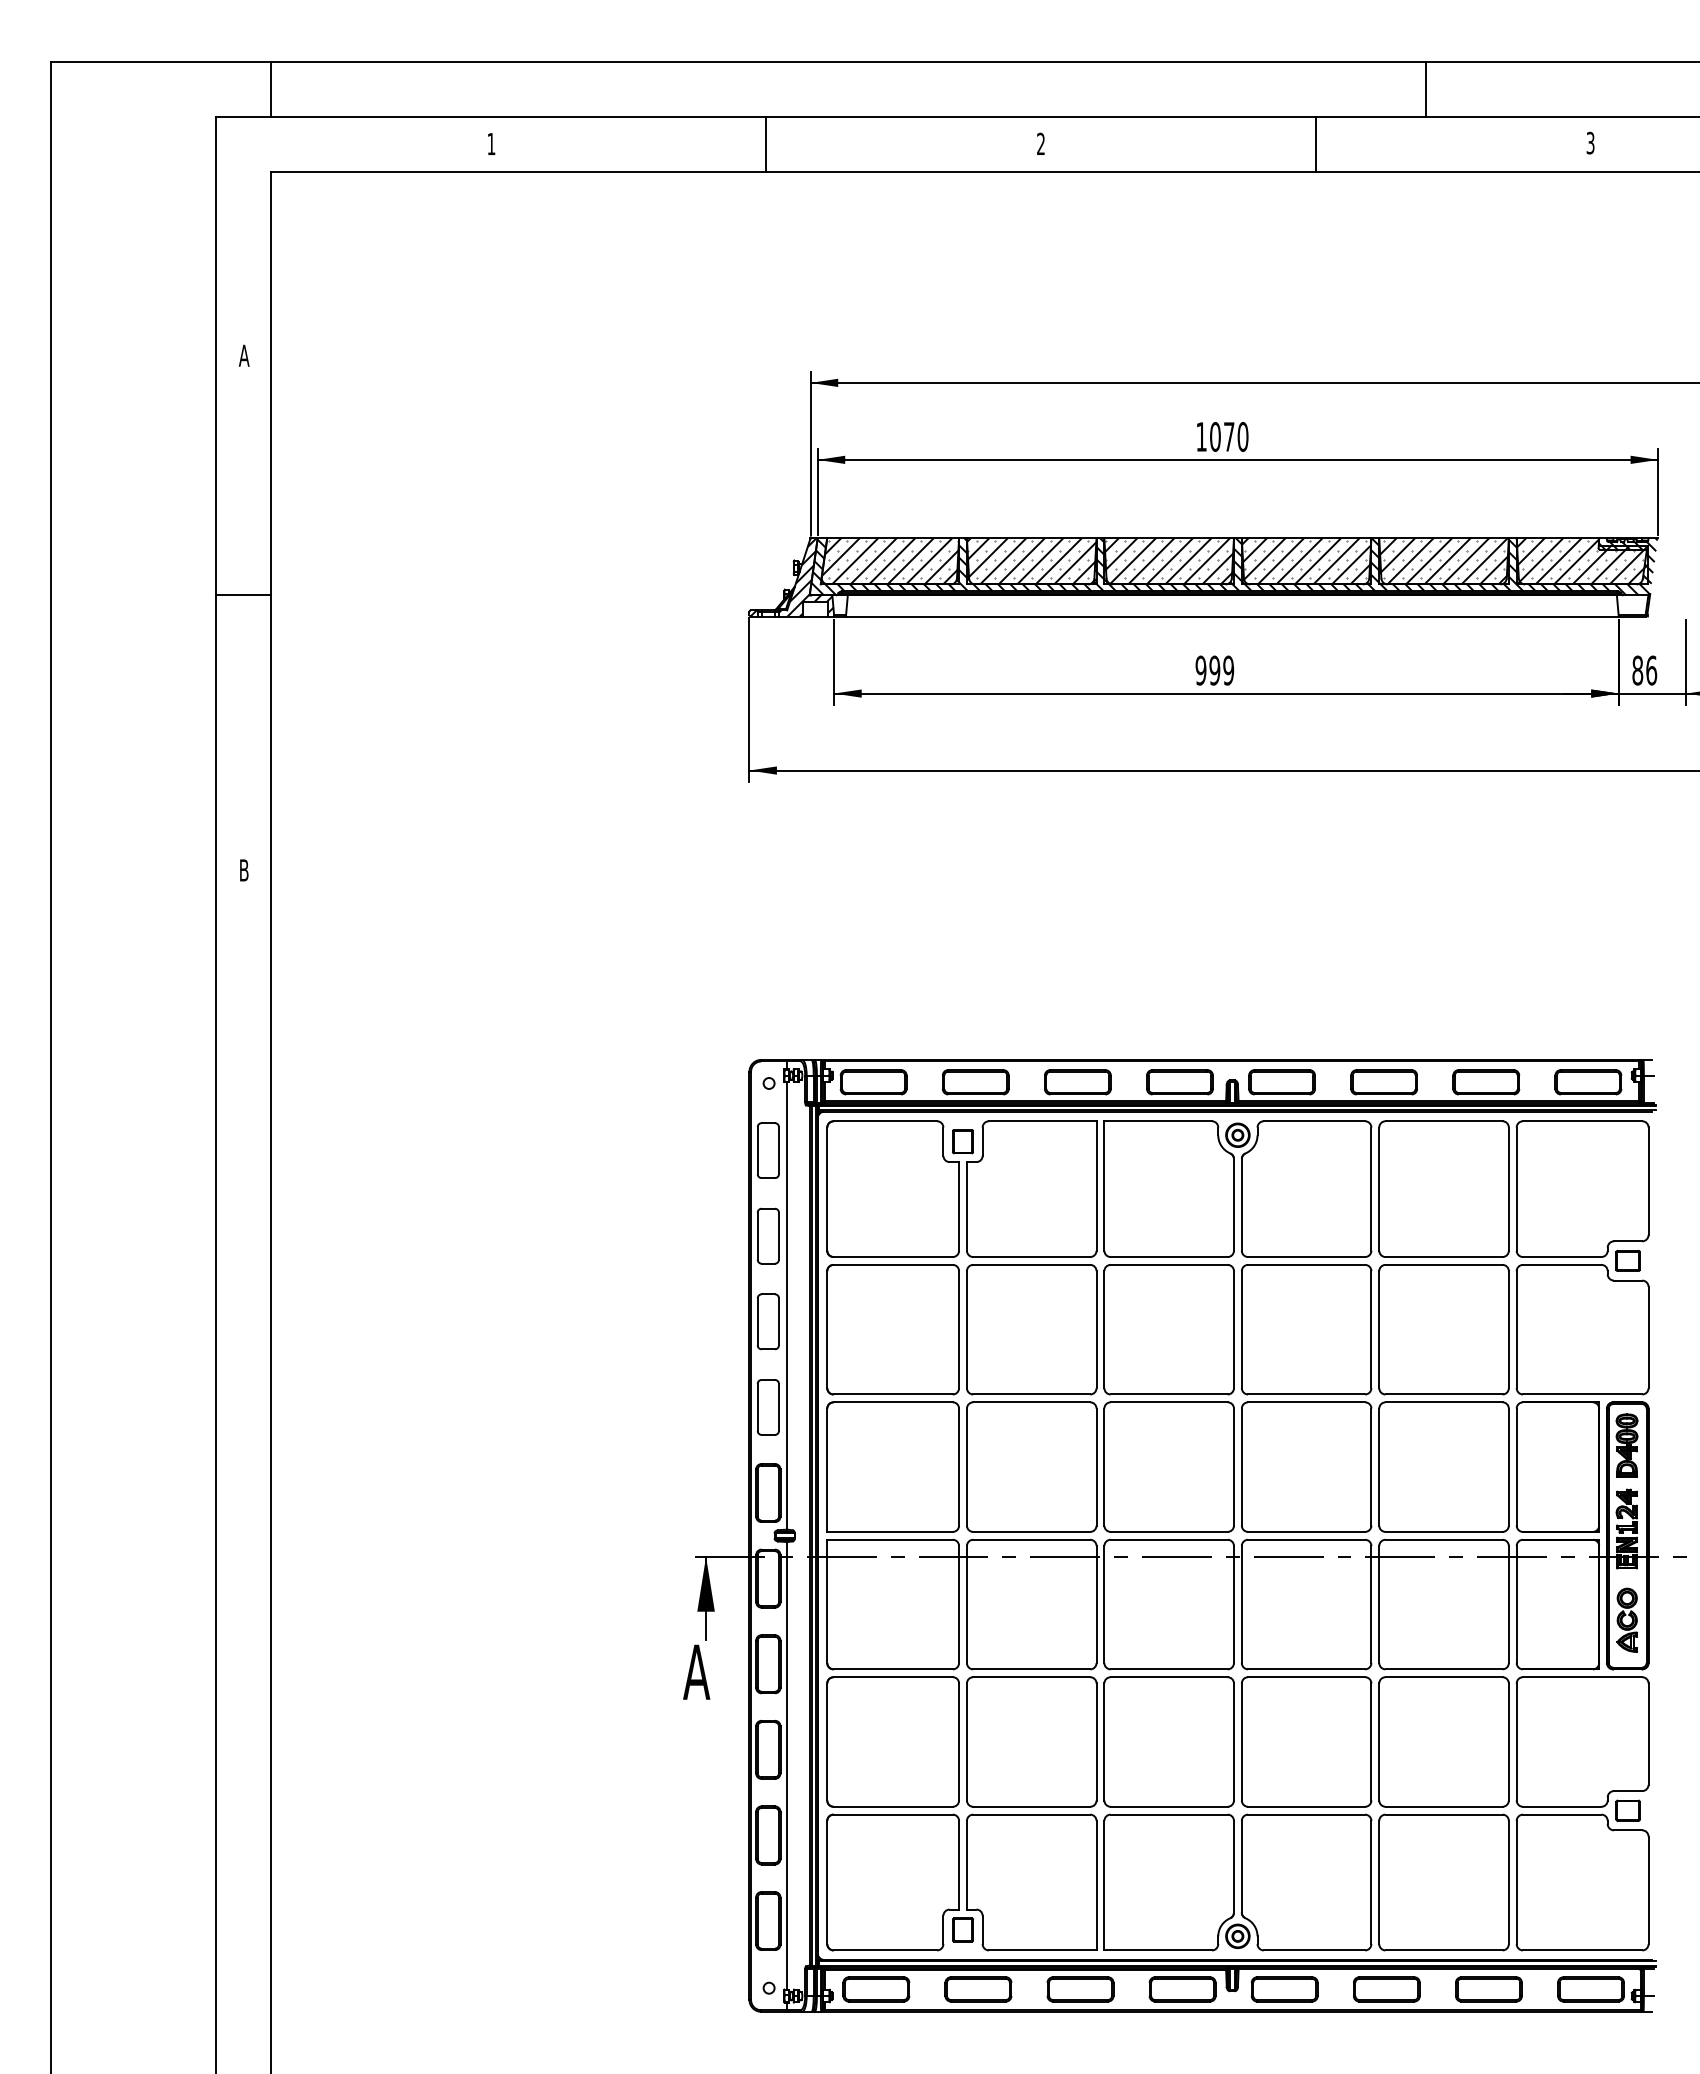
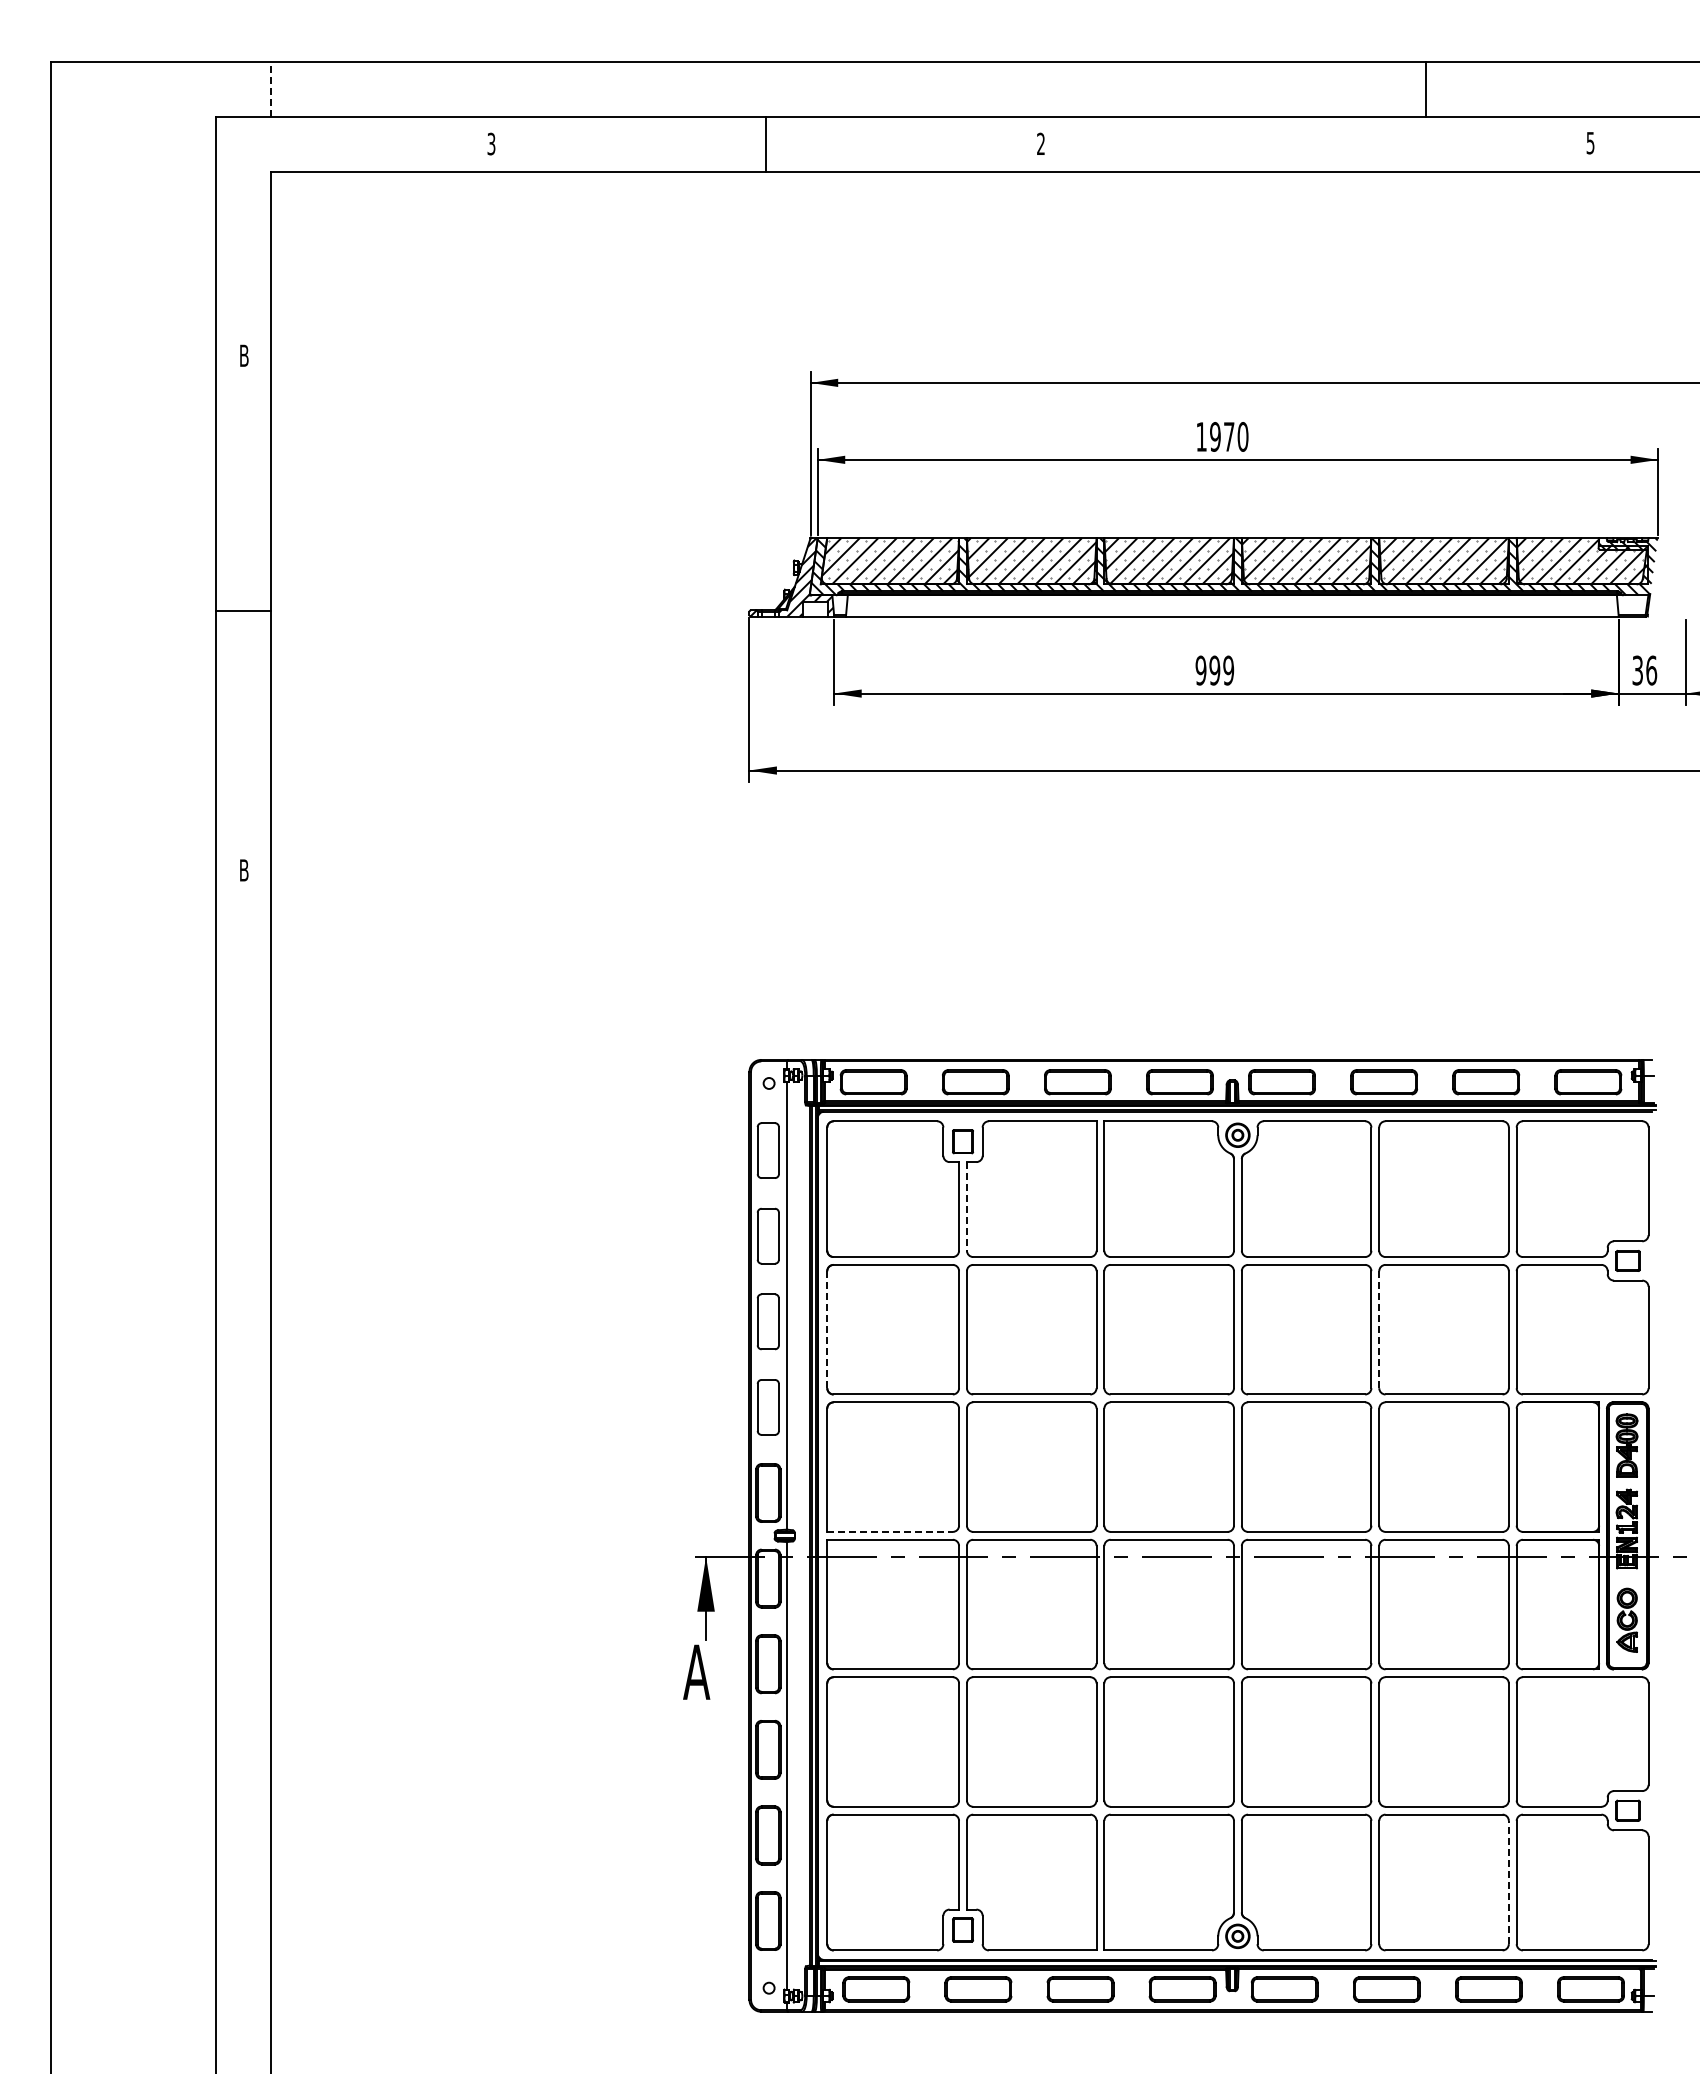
line: solid -> dashed (271, 89)
text: 3 -> 5 (1590, 142)
text: 1 -> 3 (491, 143)
line: present -> none (1315, 144)
text: A -> B (243, 355)
text: 1070 -> 1970 (1215, 436)
line position: (243, 595) -> (243, 611) (243, 611)
text: 86 -> 36 (1637, 670)
line: solid -> dashed (966, 1206)
line: solid -> dashed (1379, 1329)
line: solid -> dashed (827, 1330)
line: solid -> dashed (890, 1531)
line: solid -> dashed (1508, 1882)
